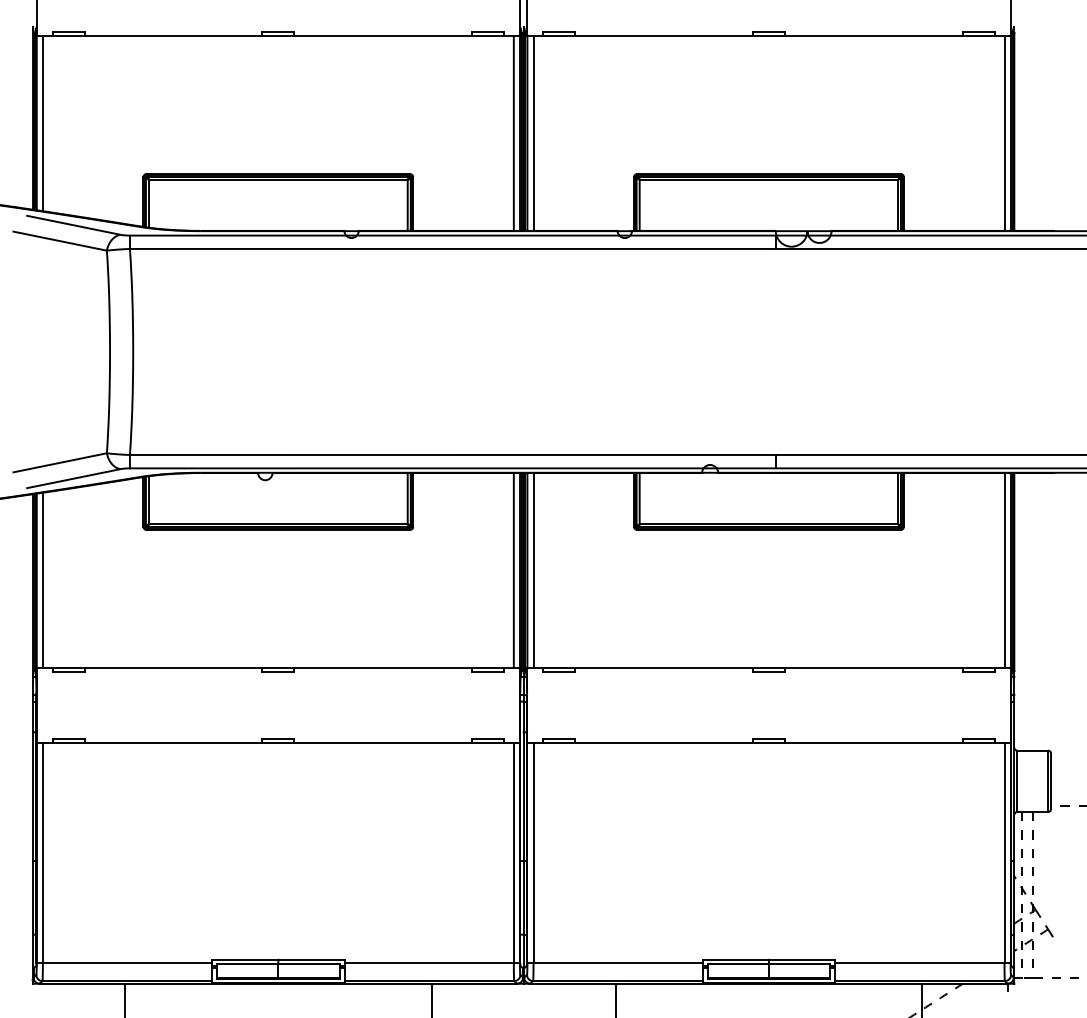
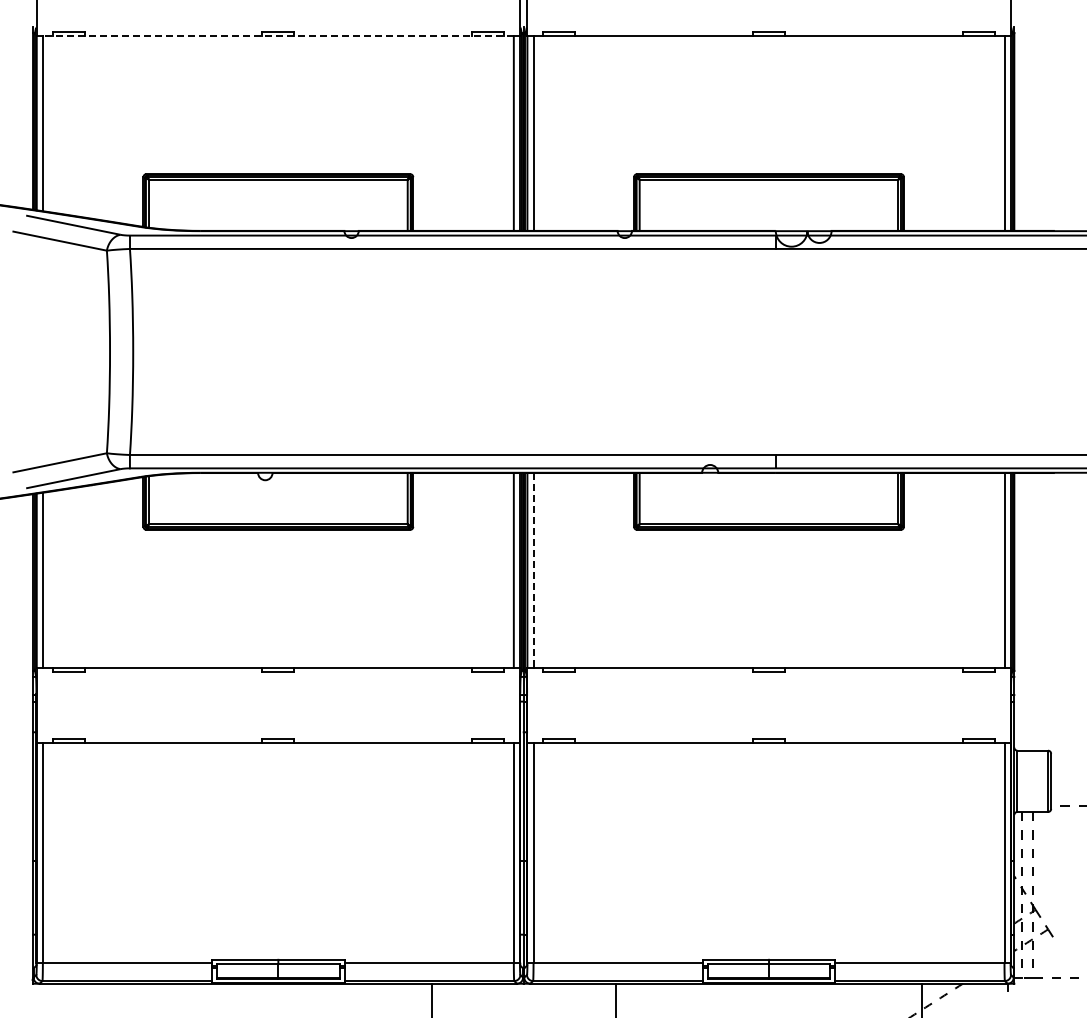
line: solid -> dashed (277, 36)
line: solid -> dashed (533, 570)
line: present -> none (125, 998)
